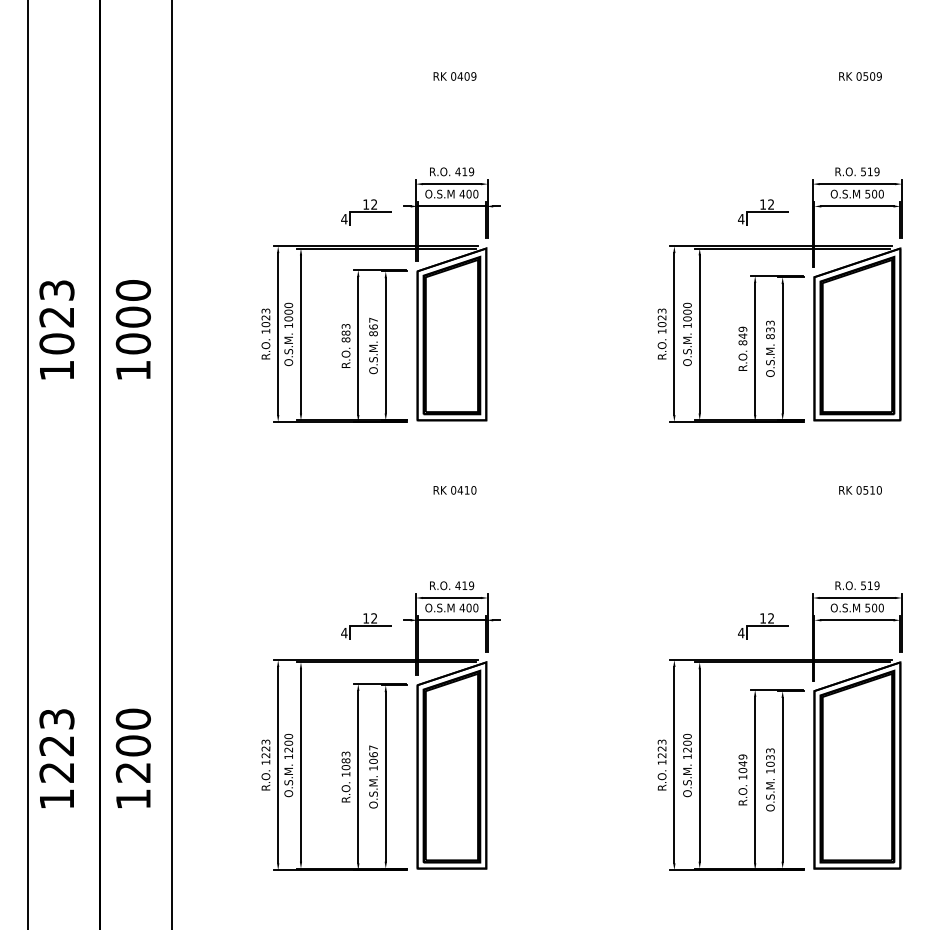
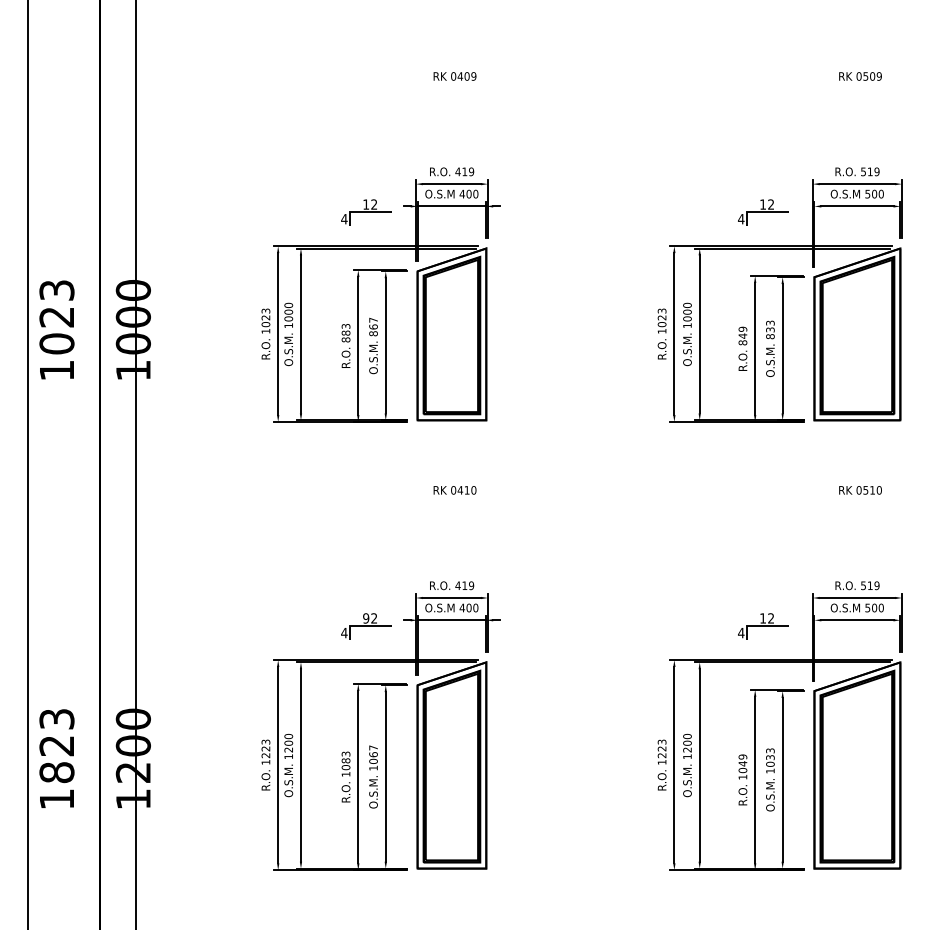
line position: (171, 464) -> (135, 464) (135, 464)
text: 12 -> 92 (366, 618)
text: 1223 -> 1823 (56, 772)
